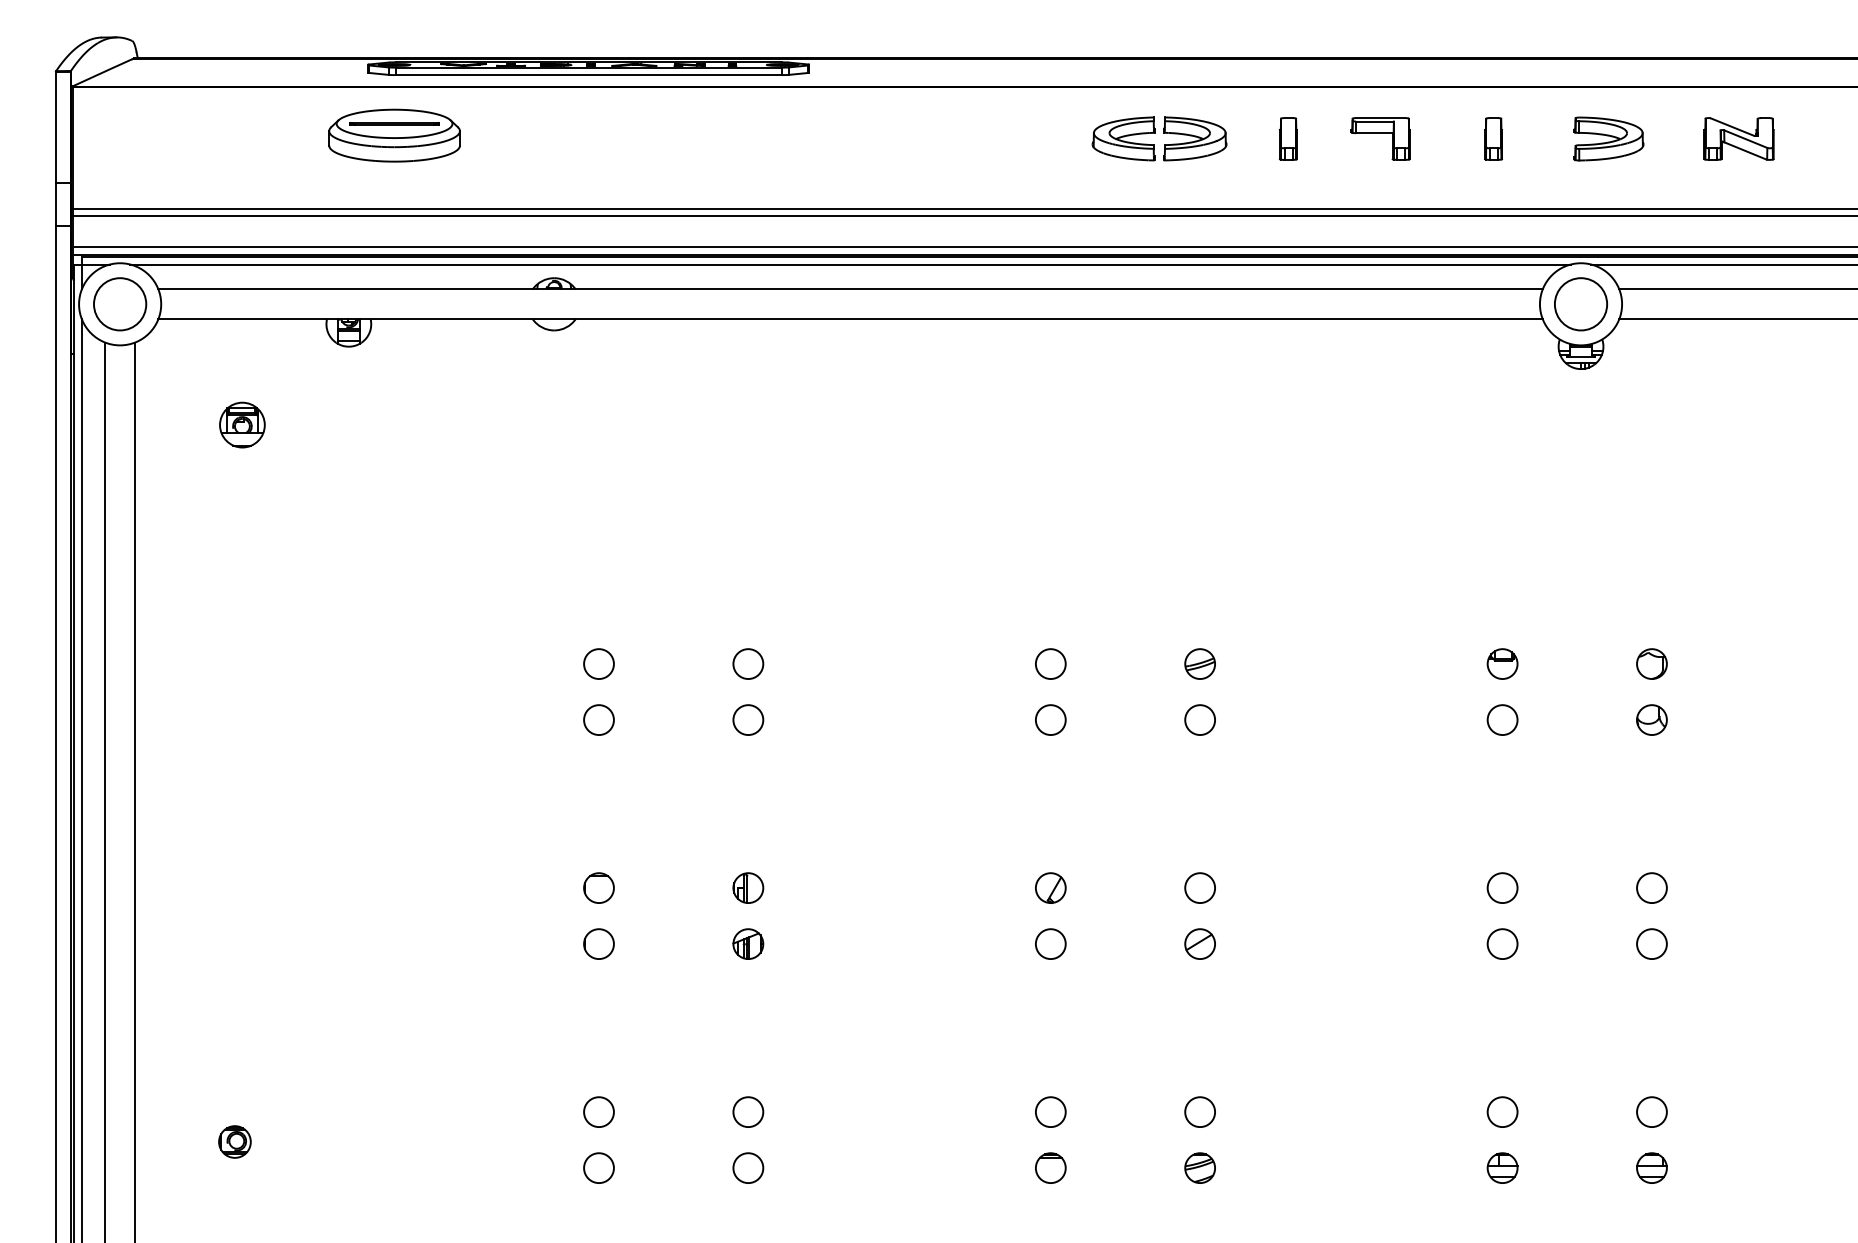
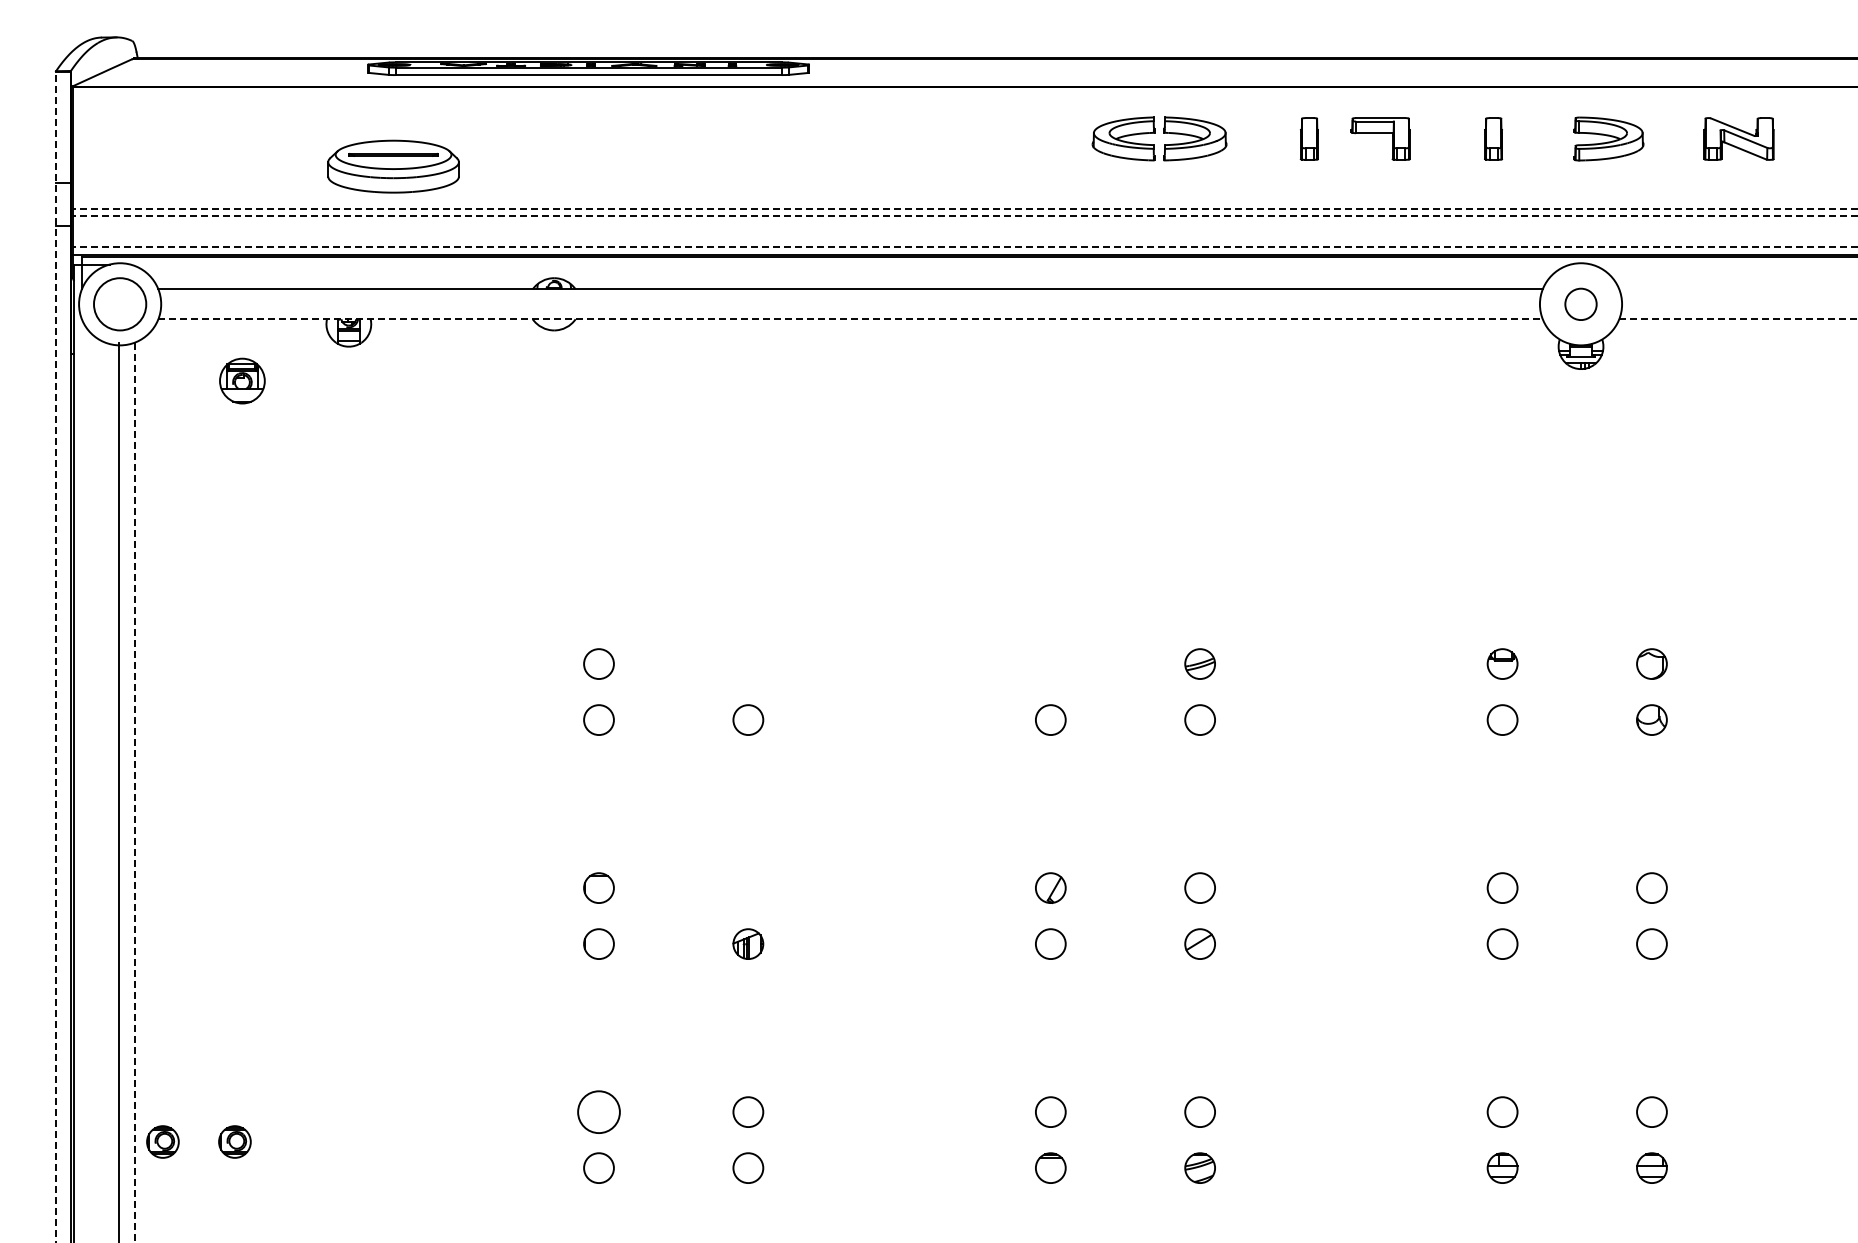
part position: (394, 135) -> (393, 166) (393, 166)
part position: (1287, 138) -> (1308, 138) (1308, 138)
line: solid -> dashed (965, 208)
line: solid -> dashed (965, 216)
line: solid -> dashed (965, 247)
line: present -> none (850, 264)
line: present -> none (1722, 264)
line: present -> none (1736, 289)
part size: 54x55 px -> 34x34 px (1580, 303)
line: solid -> dashed (851, 319)
line: solid -> dashed (1738, 319)
part position: (242, 424) -> (242, 380) (242, 380)
line: solid -> dashed (55, 656)
part: present -> none (748, 663)
part: present -> none (1050, 663)
line: present -> none (81, 779)
line position: (105, 790) -> (119, 790) (119, 790)
line: solid -> dashed (135, 793)
part: present -> none (748, 887)
part size: 32x32 px -> 44x44 px (598, 1111)
part: none -> present (162, 1141)
